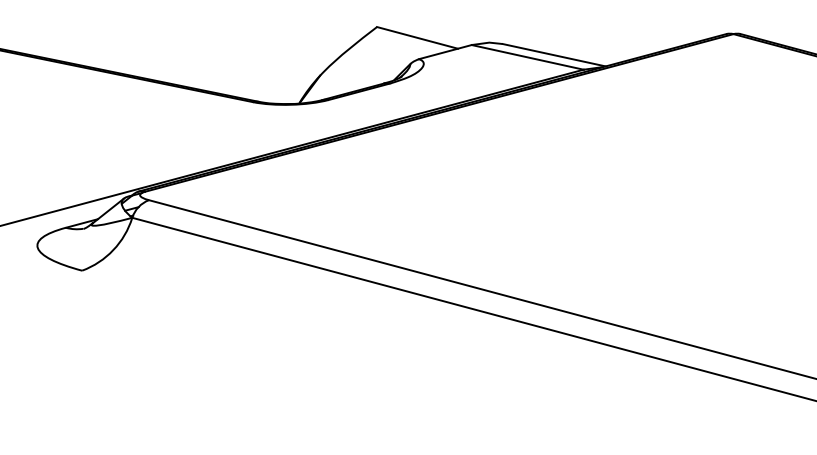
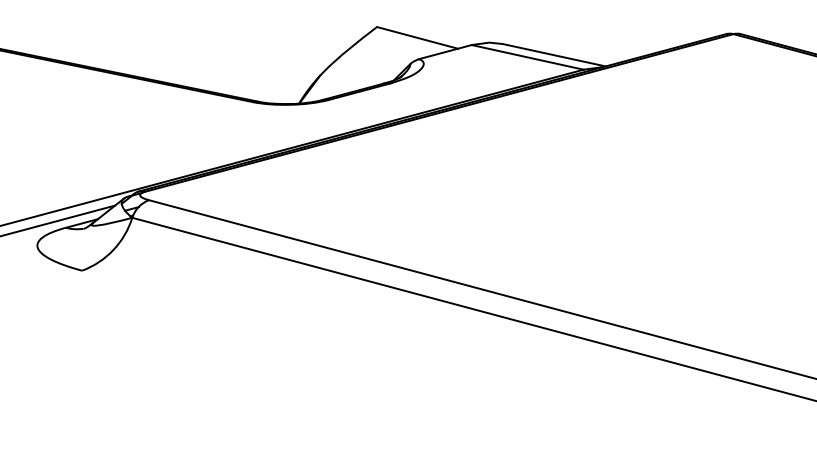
line: none -> present (58, 220)
